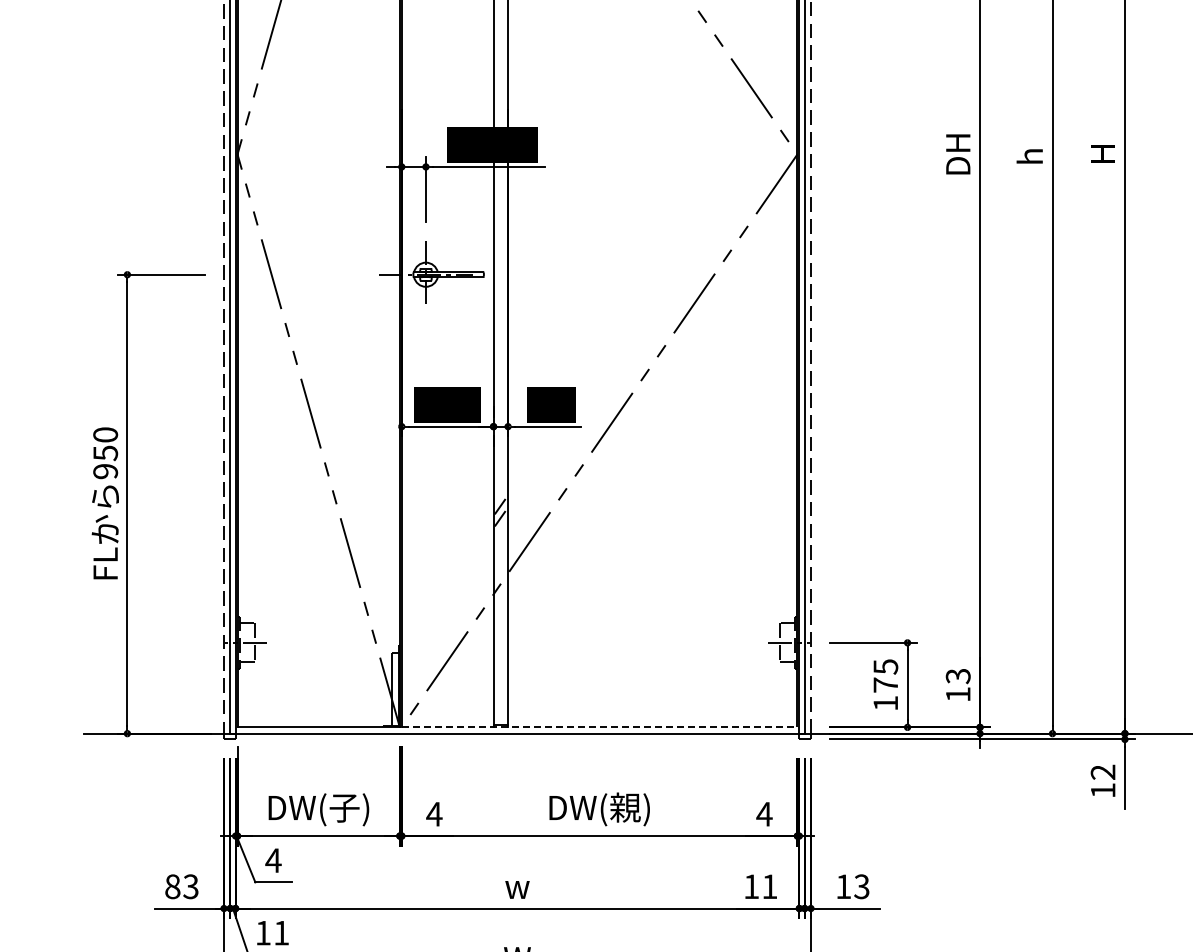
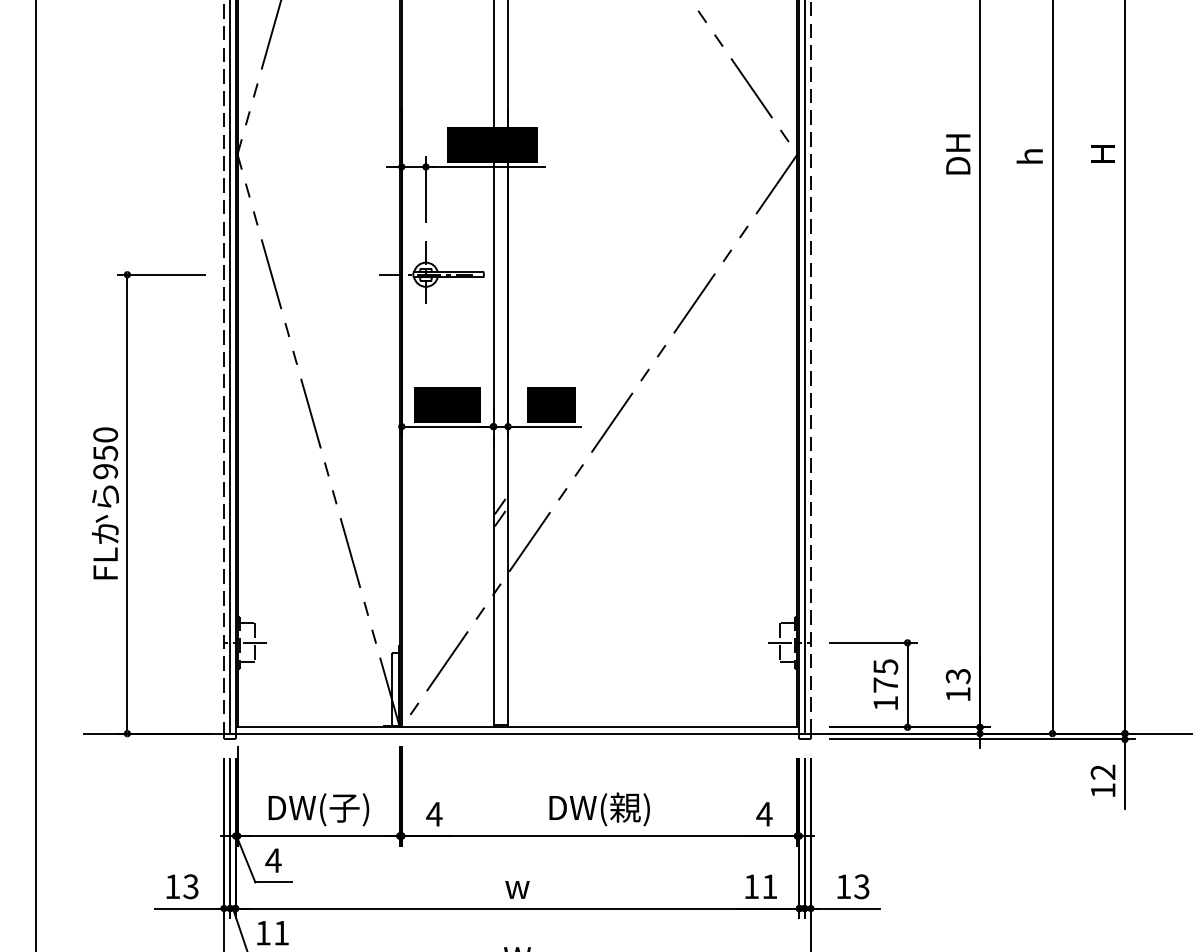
line: none -> present (35, 475)
line: dashed -> solid (599, 727)
text: 83 -> 13 (172, 886)
